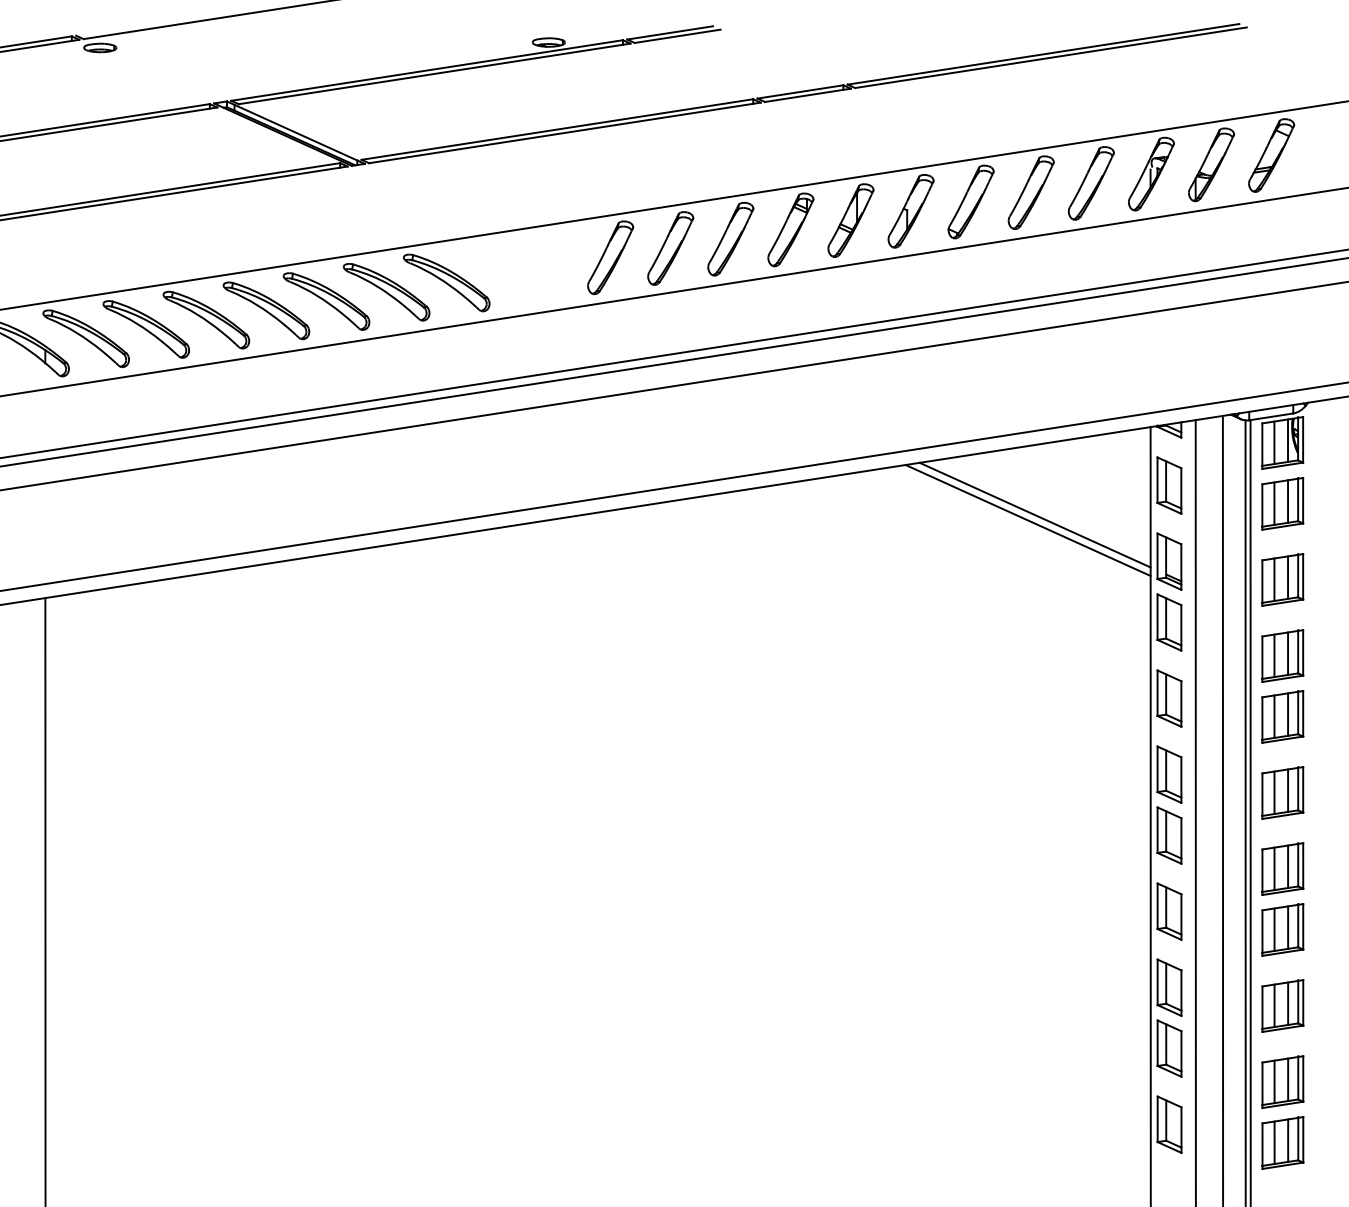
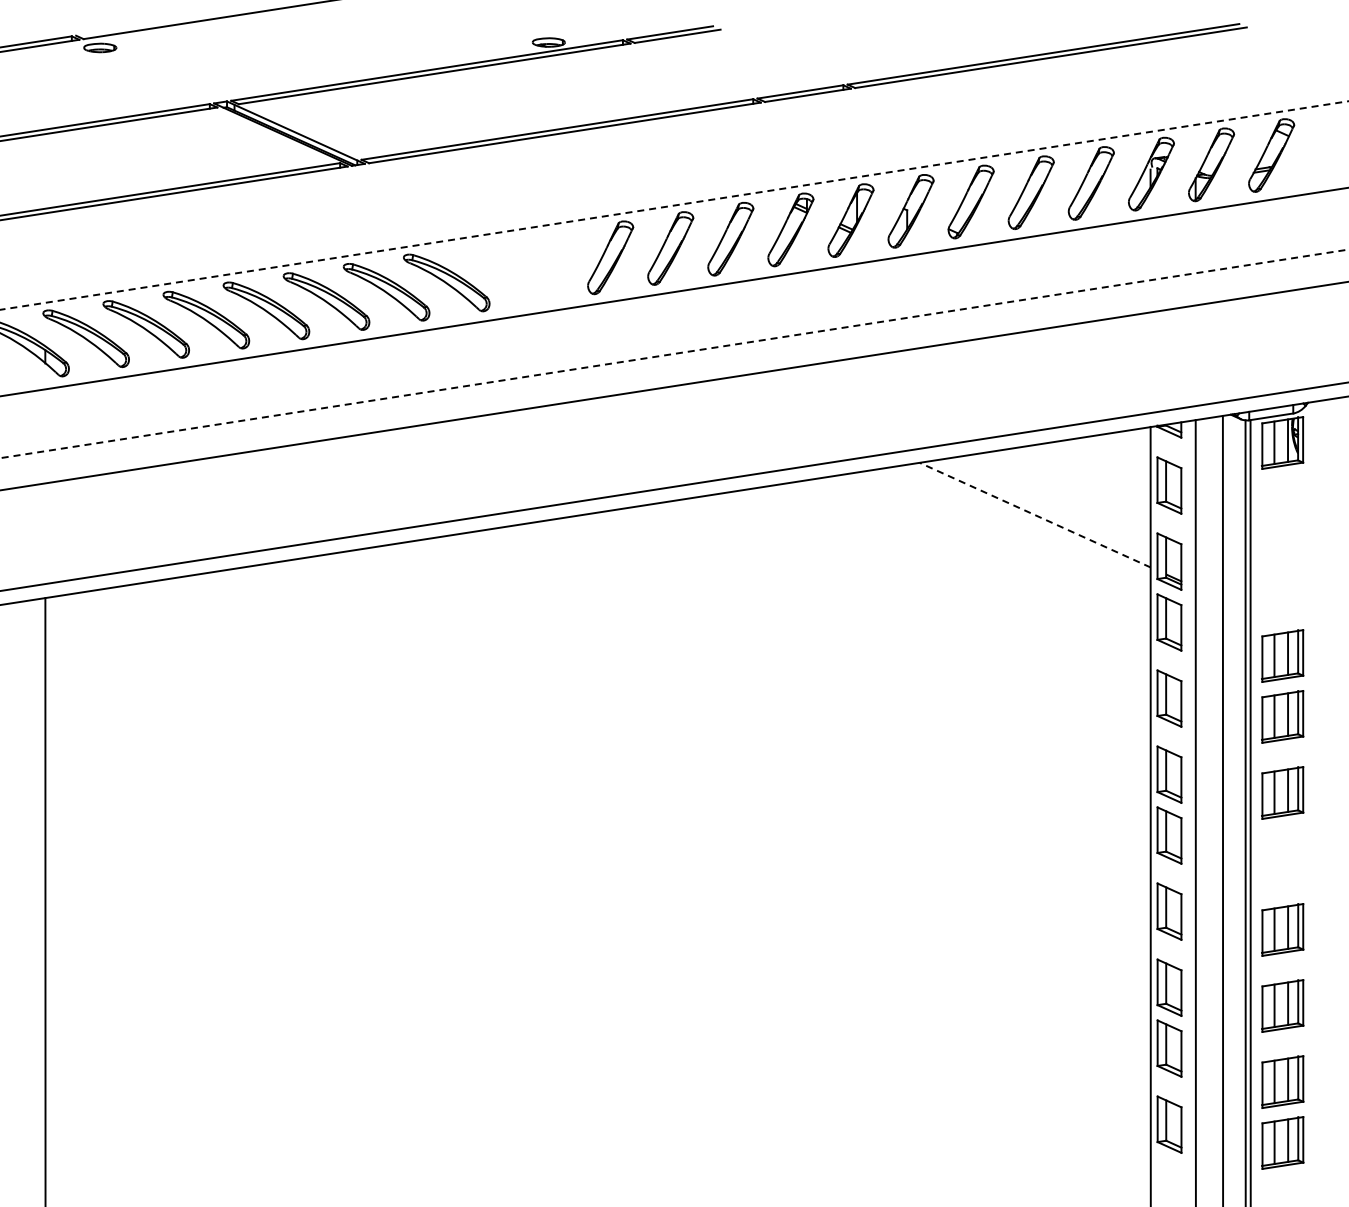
line: solid -> dashed (674, 205)
line: solid -> dashed (674, 353)
line: present -> none (673, 362)
part: present -> none (1282, 503)
line: solid -> dashed (1035, 515)
line: present -> none (1027, 520)
part: present -> none (1282, 579)
part: present -> none (1282, 868)
